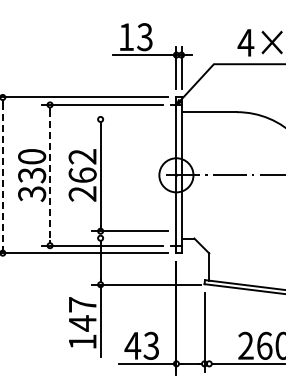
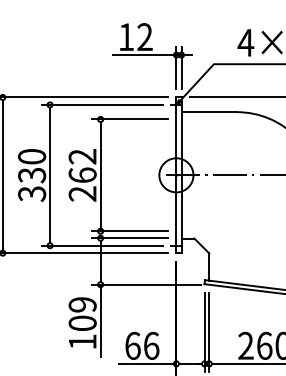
text: 13 -> 12 (144, 37)
line: none -> present (236, 97)
line: none -> present (129, 119)
line: dashed -> solid (2, 175)
line: dashed -> solid (50, 175)
line: none -> present (129, 238)
text: 147 -> 109 (82, 314)
line: none -> present (209, 332)
text: 43 -> 66 (141, 345)
